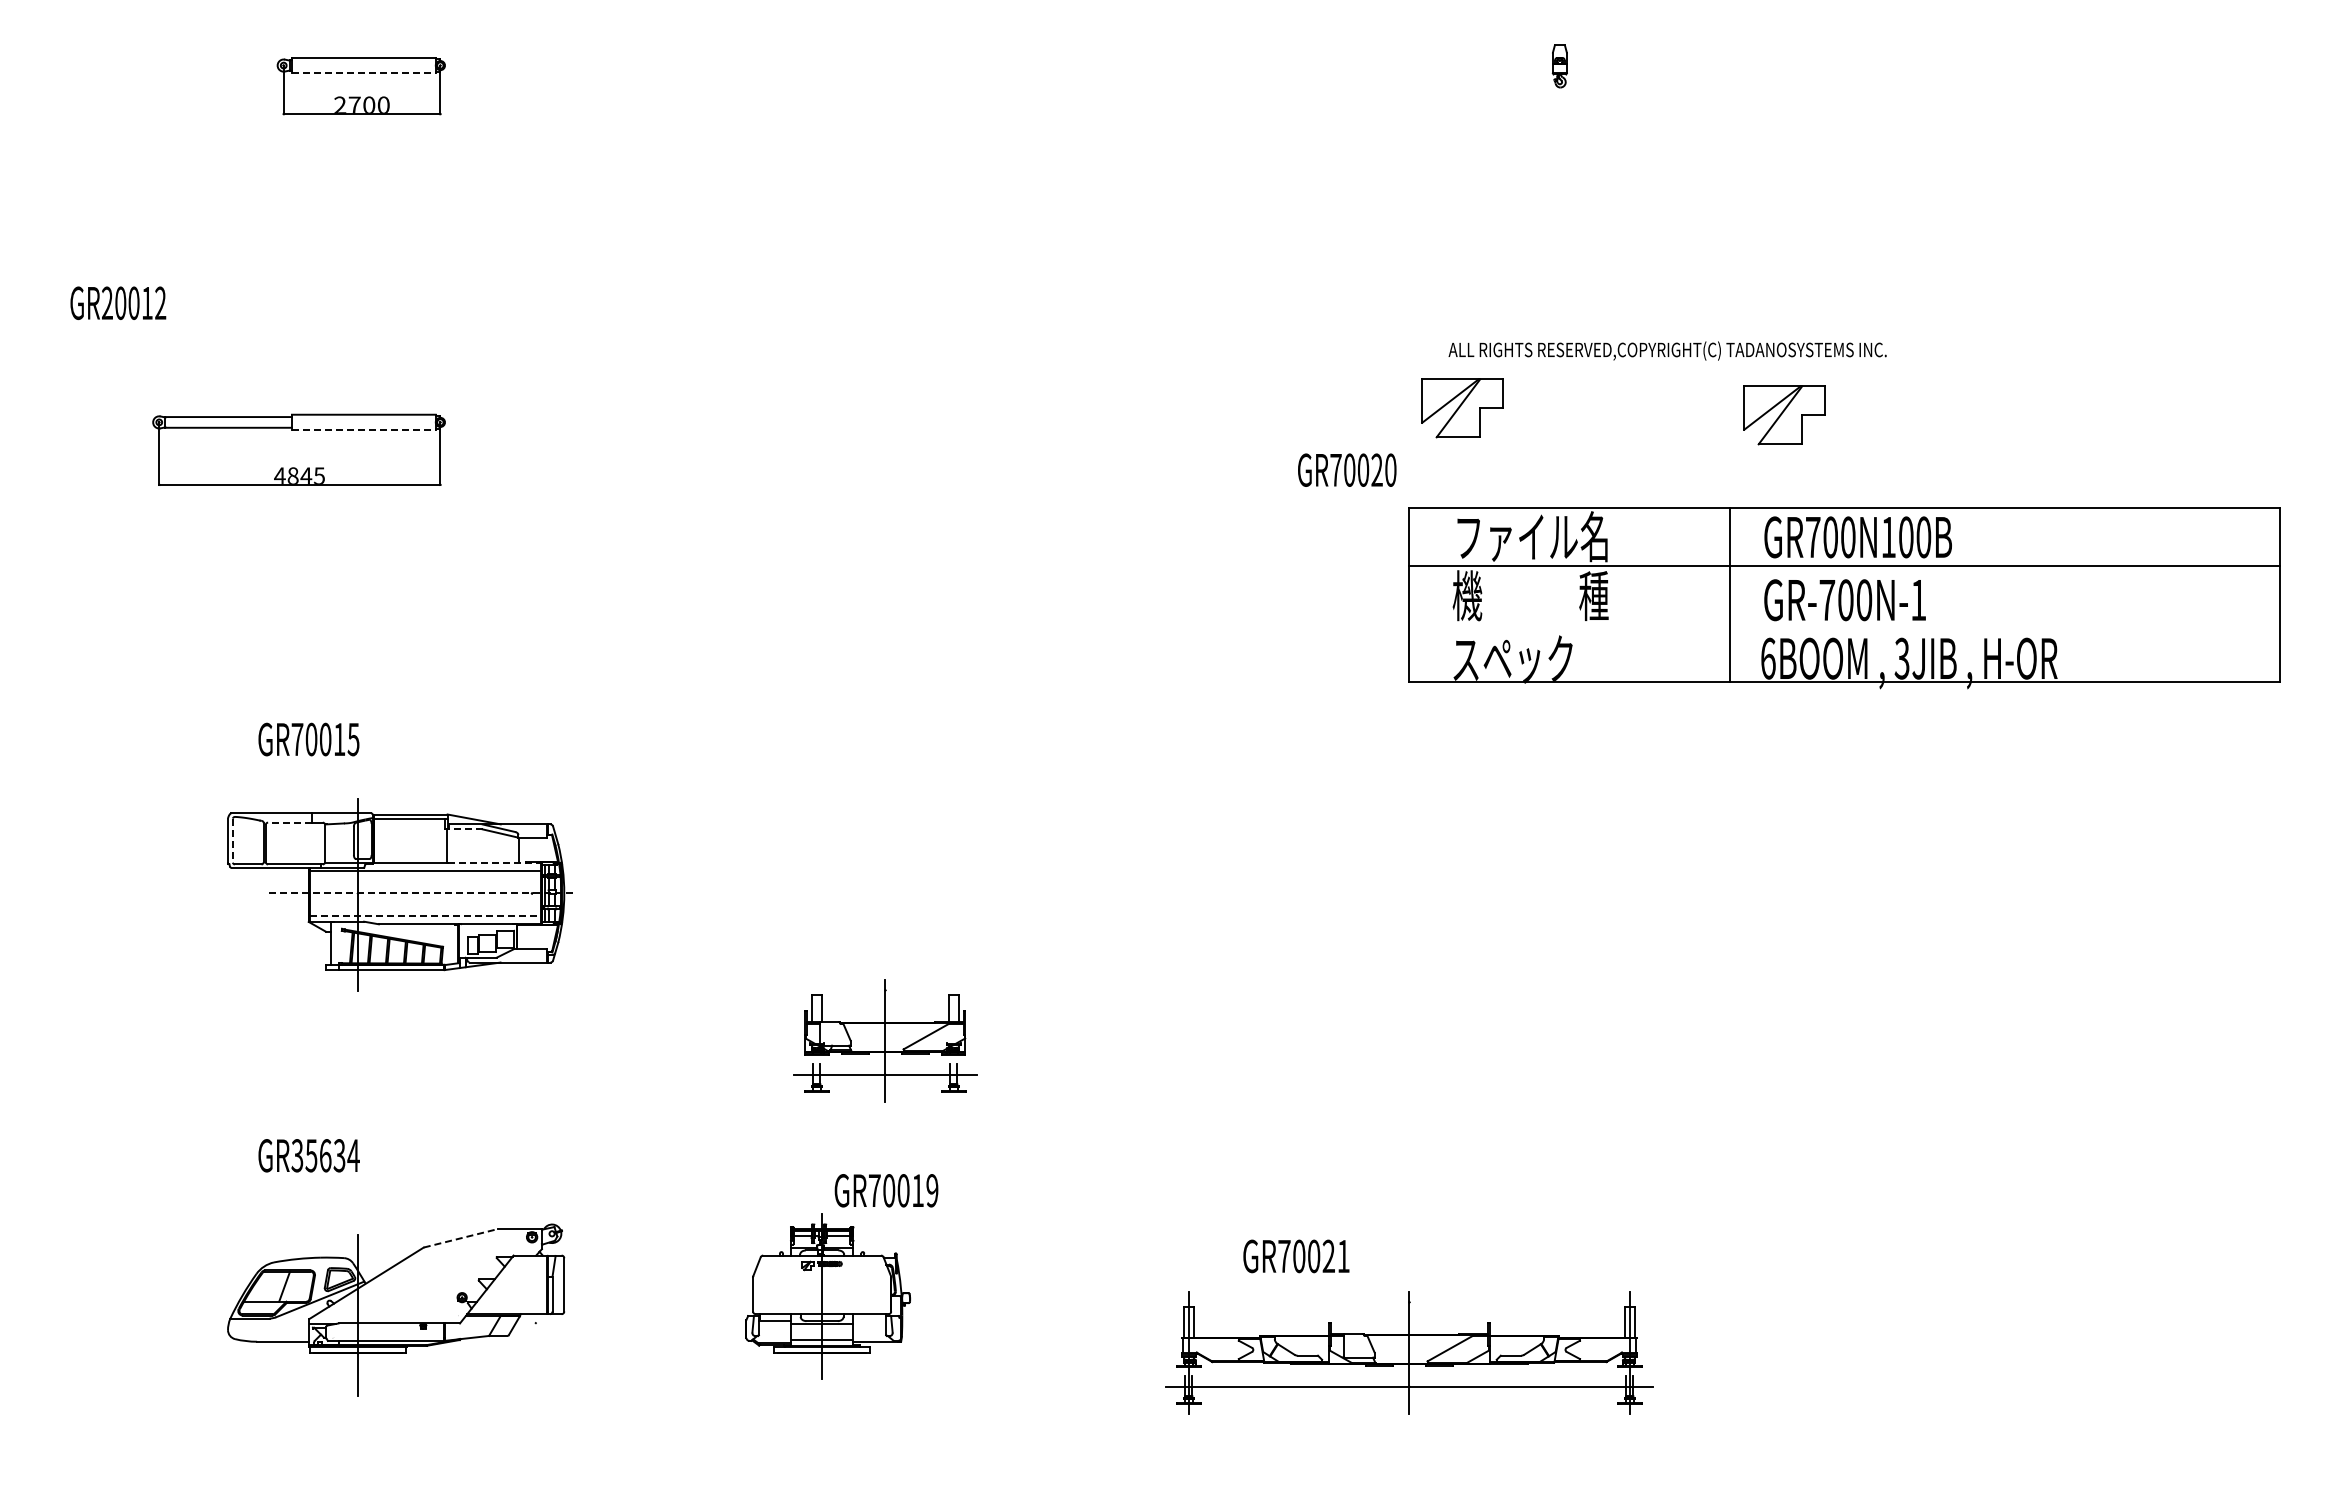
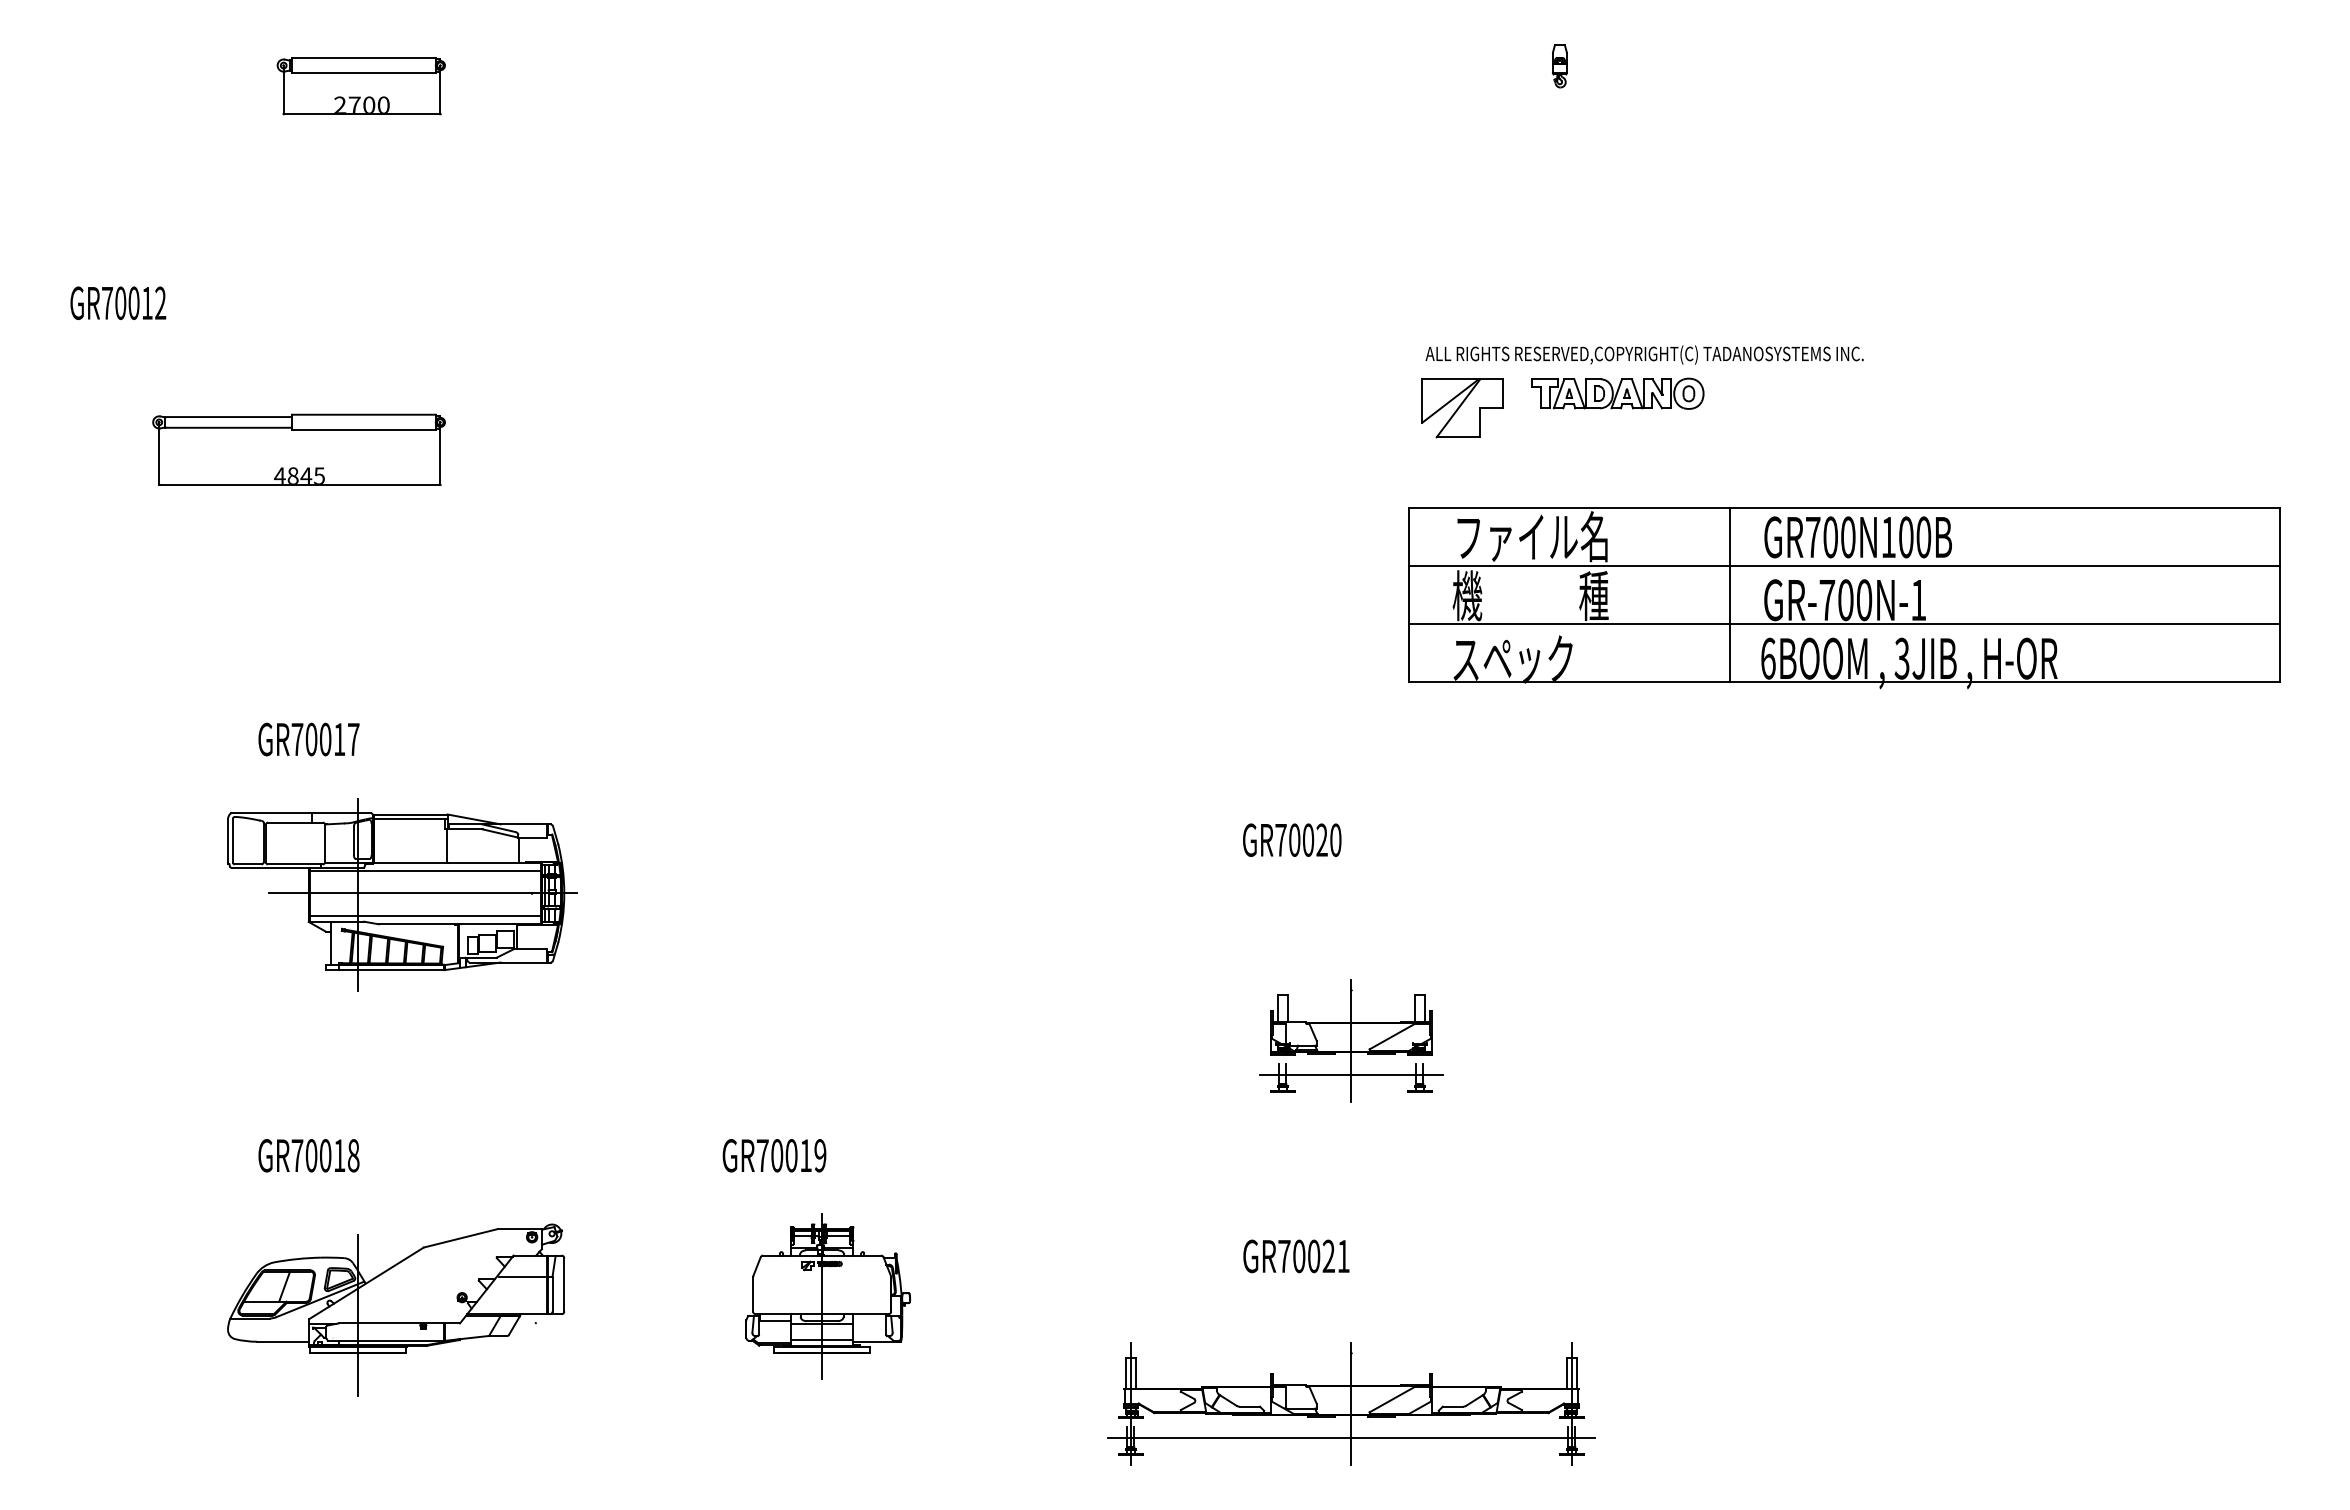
line: dashed -> solid (363, 73)
text: GR20012 -> GR70012 (107, 302)
text position: (1667, 350) -> (1644, 354) (1644, 354)
part: none -> present (1617, 393)
part: present -> none (1784, 415)
line: dashed -> solid (363, 430)
text position: (1347, 469) -> (1292, 839) (1292, 839)
line: none -> present (1844, 623)
text: GR70015 -> GR70017 (353, 739)
line: dashed -> solid (290, 822)
line: dashed -> solid (465, 829)
line: dashed -> solid (232, 841)
line: dashed -> solid (494, 862)
line: dashed -> solid (423, 893)
line: dashed -> solid (425, 916)
part position: (885, 1040) -> (1351, 1040) (1351, 1040)
text: GR35634 -> GR70018 (325, 1155)
text position: (886, 1190) -> (774, 1155) (774, 1155)
line: dashed -> solid (461, 1238)
line: none -> present (522, 1276)
part position: (1409, 1352) -> (1351, 1403) (1351, 1403)
